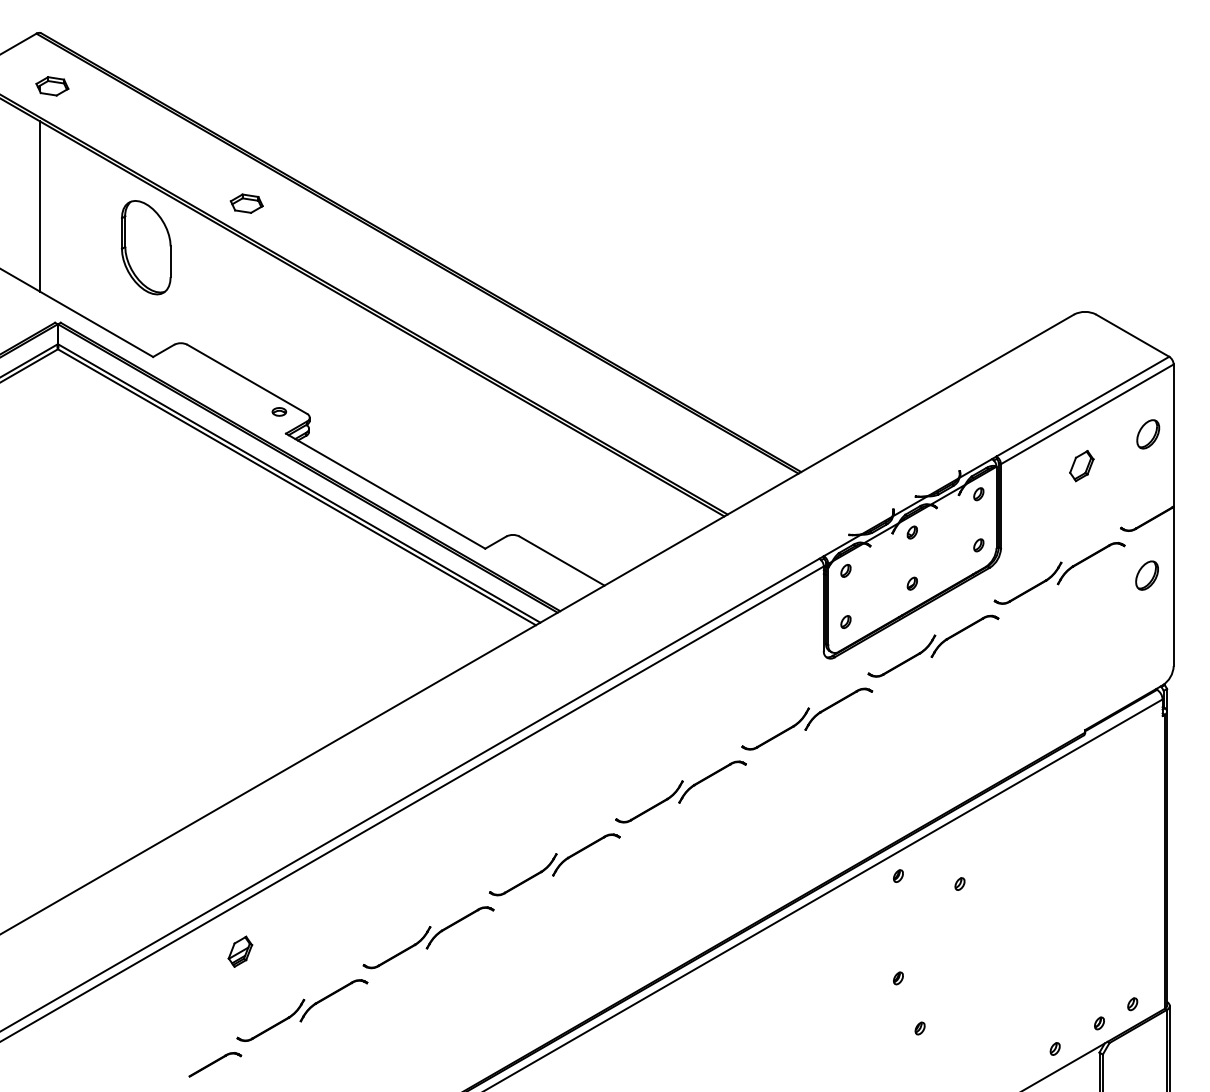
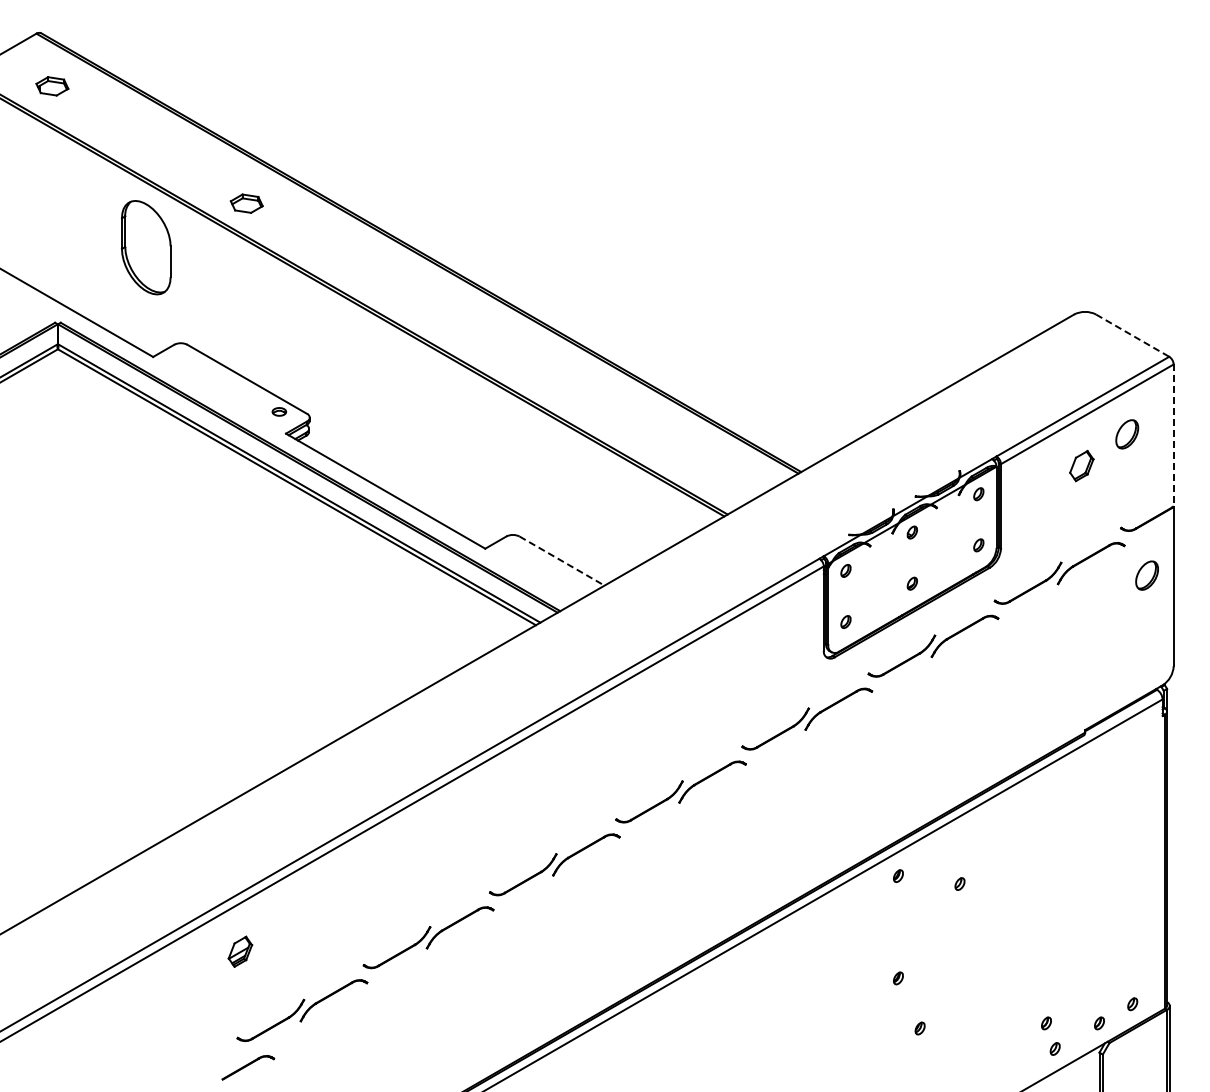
line: present -> none (39, 206)
line: solid -> dashed (1133, 335)
part position: (1148, 434) -> (1127, 434) (1127, 434)
line: solid -> dashed (1173, 436)
line: solid -> dashed (562, 561)
part: none -> present (1046, 1023)
part position: (215, 1064) -> (248, 1067) (248, 1067)
